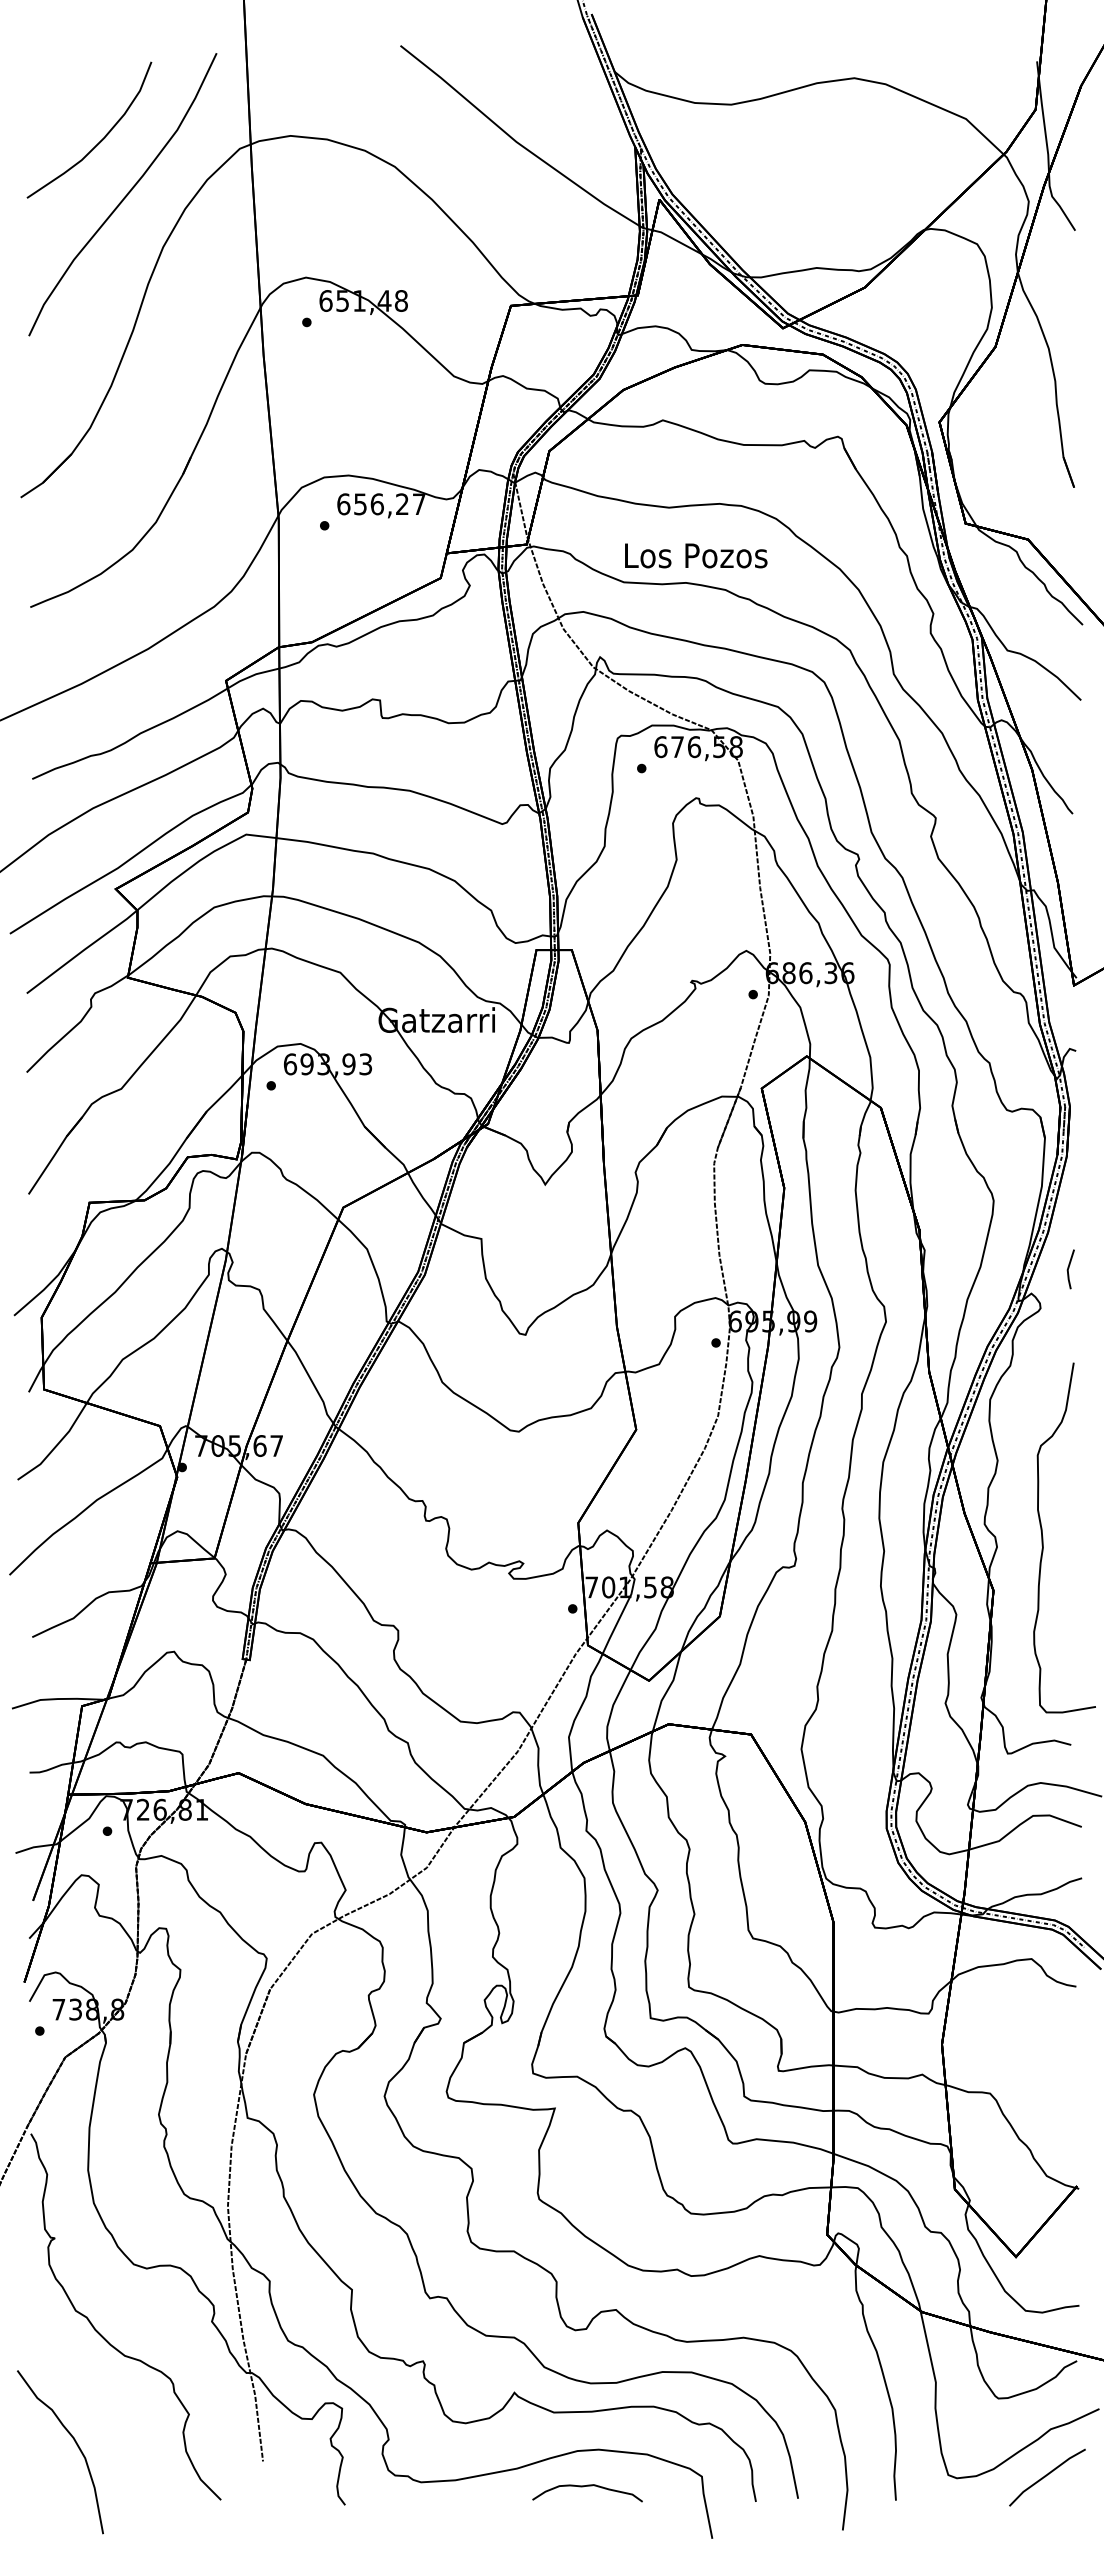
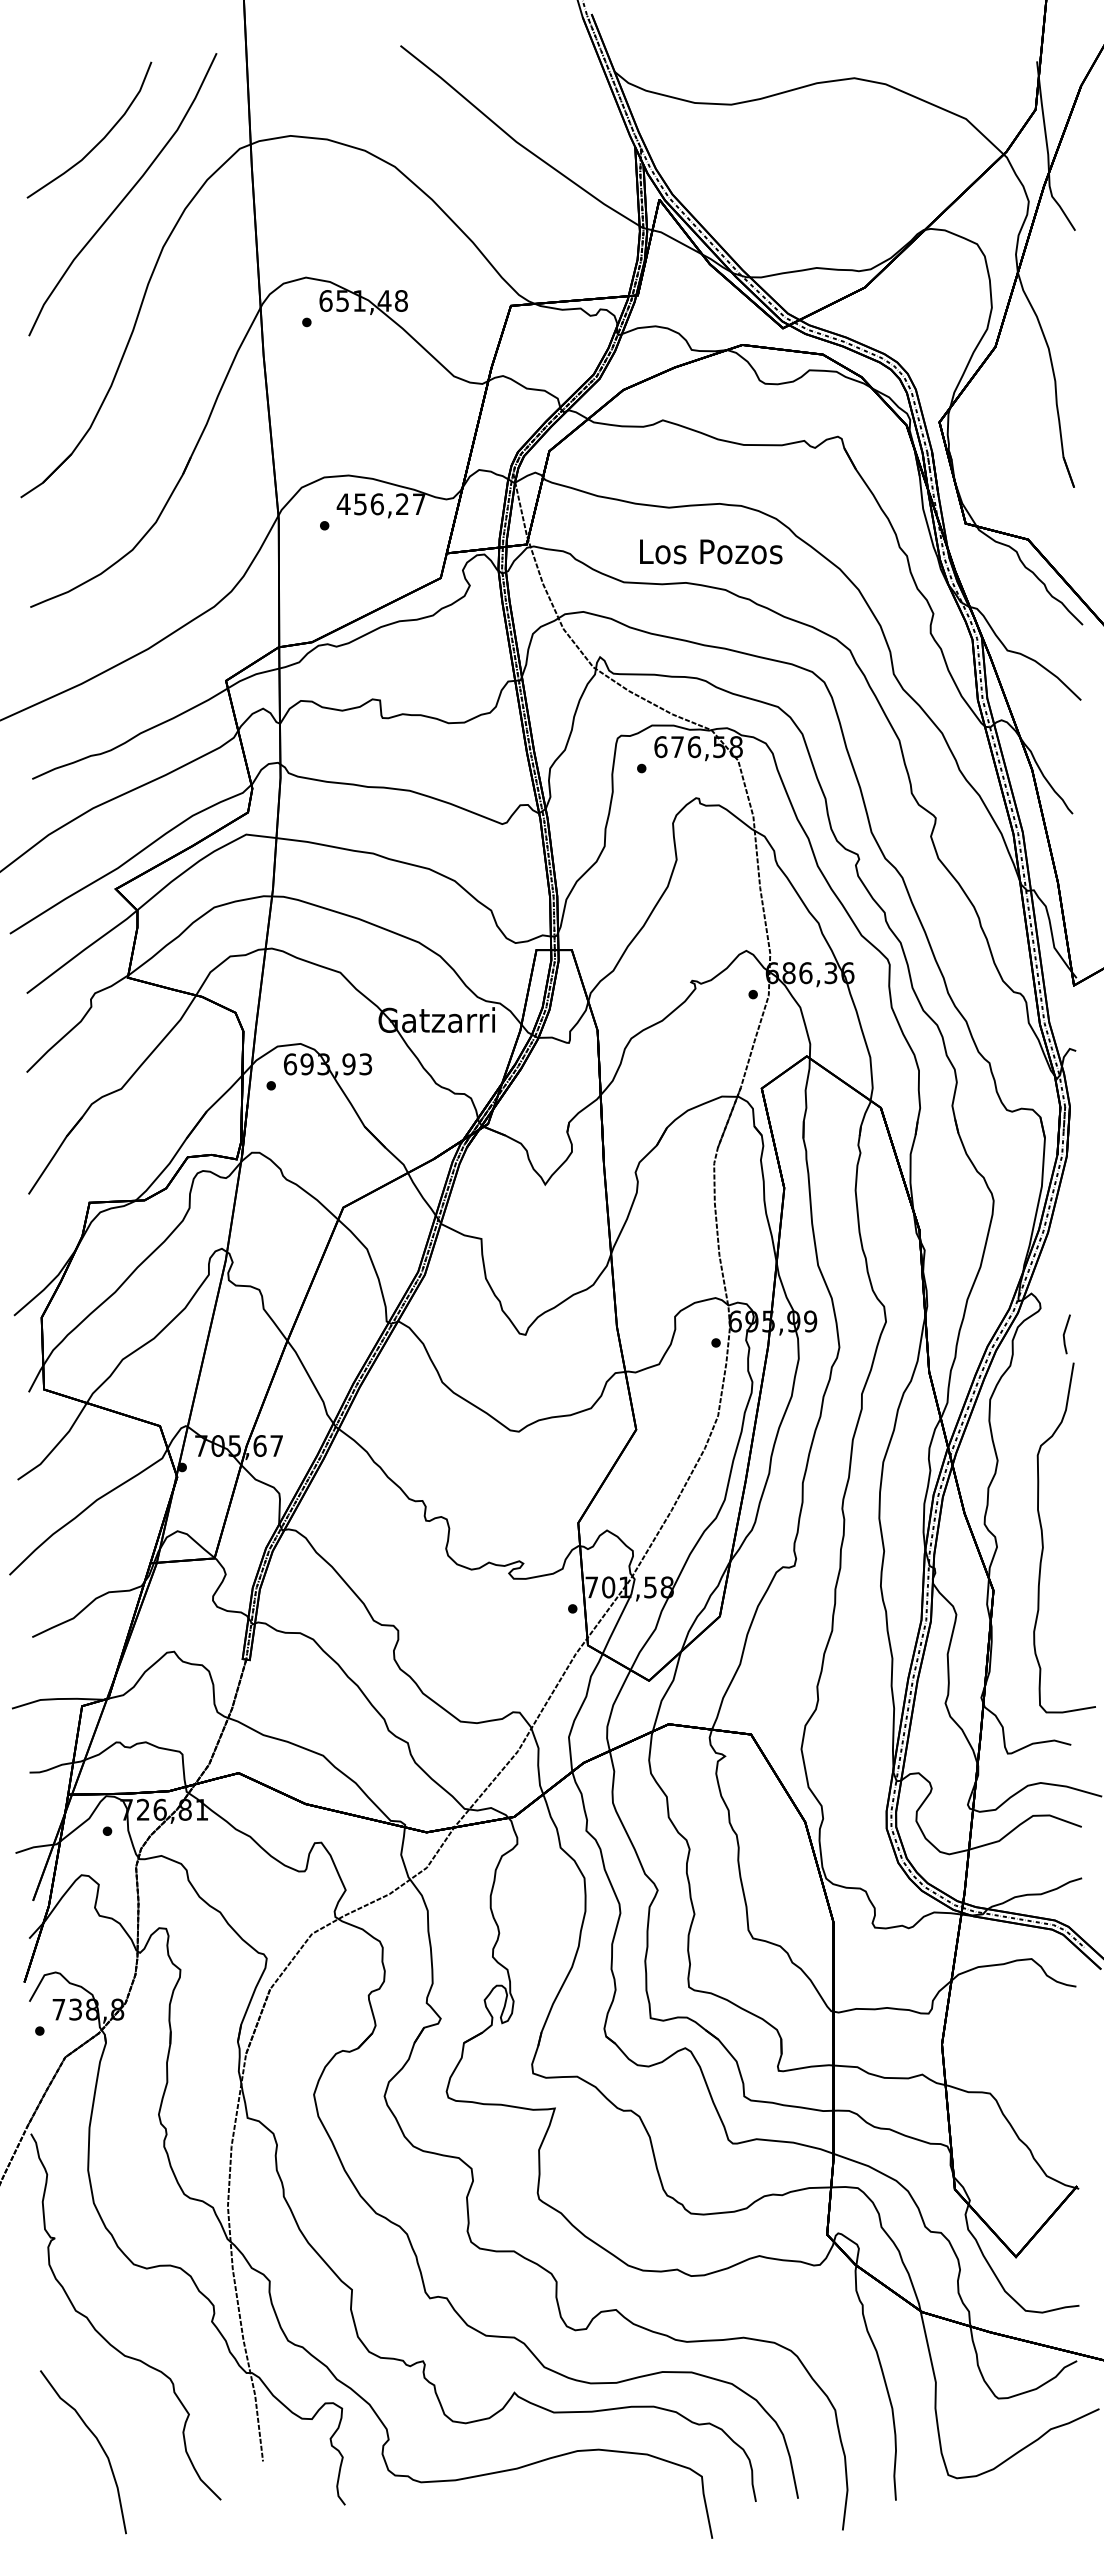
text: 656,27 -> 456,27 (343, 504)
text position: (696, 555) -> (711, 551) (711, 551)
line position: (1069, 1268) -> (1065, 1333) (1065, 1333)
curve position: (76, 2445) -> (99, 2445) (99, 2445)
line: present -> none (1046, 2476)
curve: present -> none (587, 2486)
